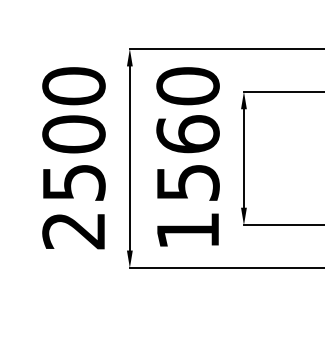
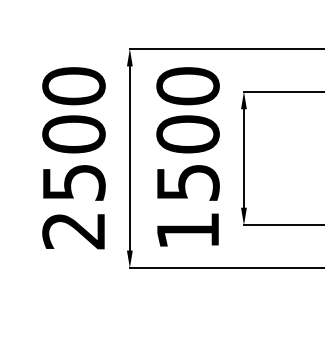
text: 1560 -> 1500 (187, 134)
